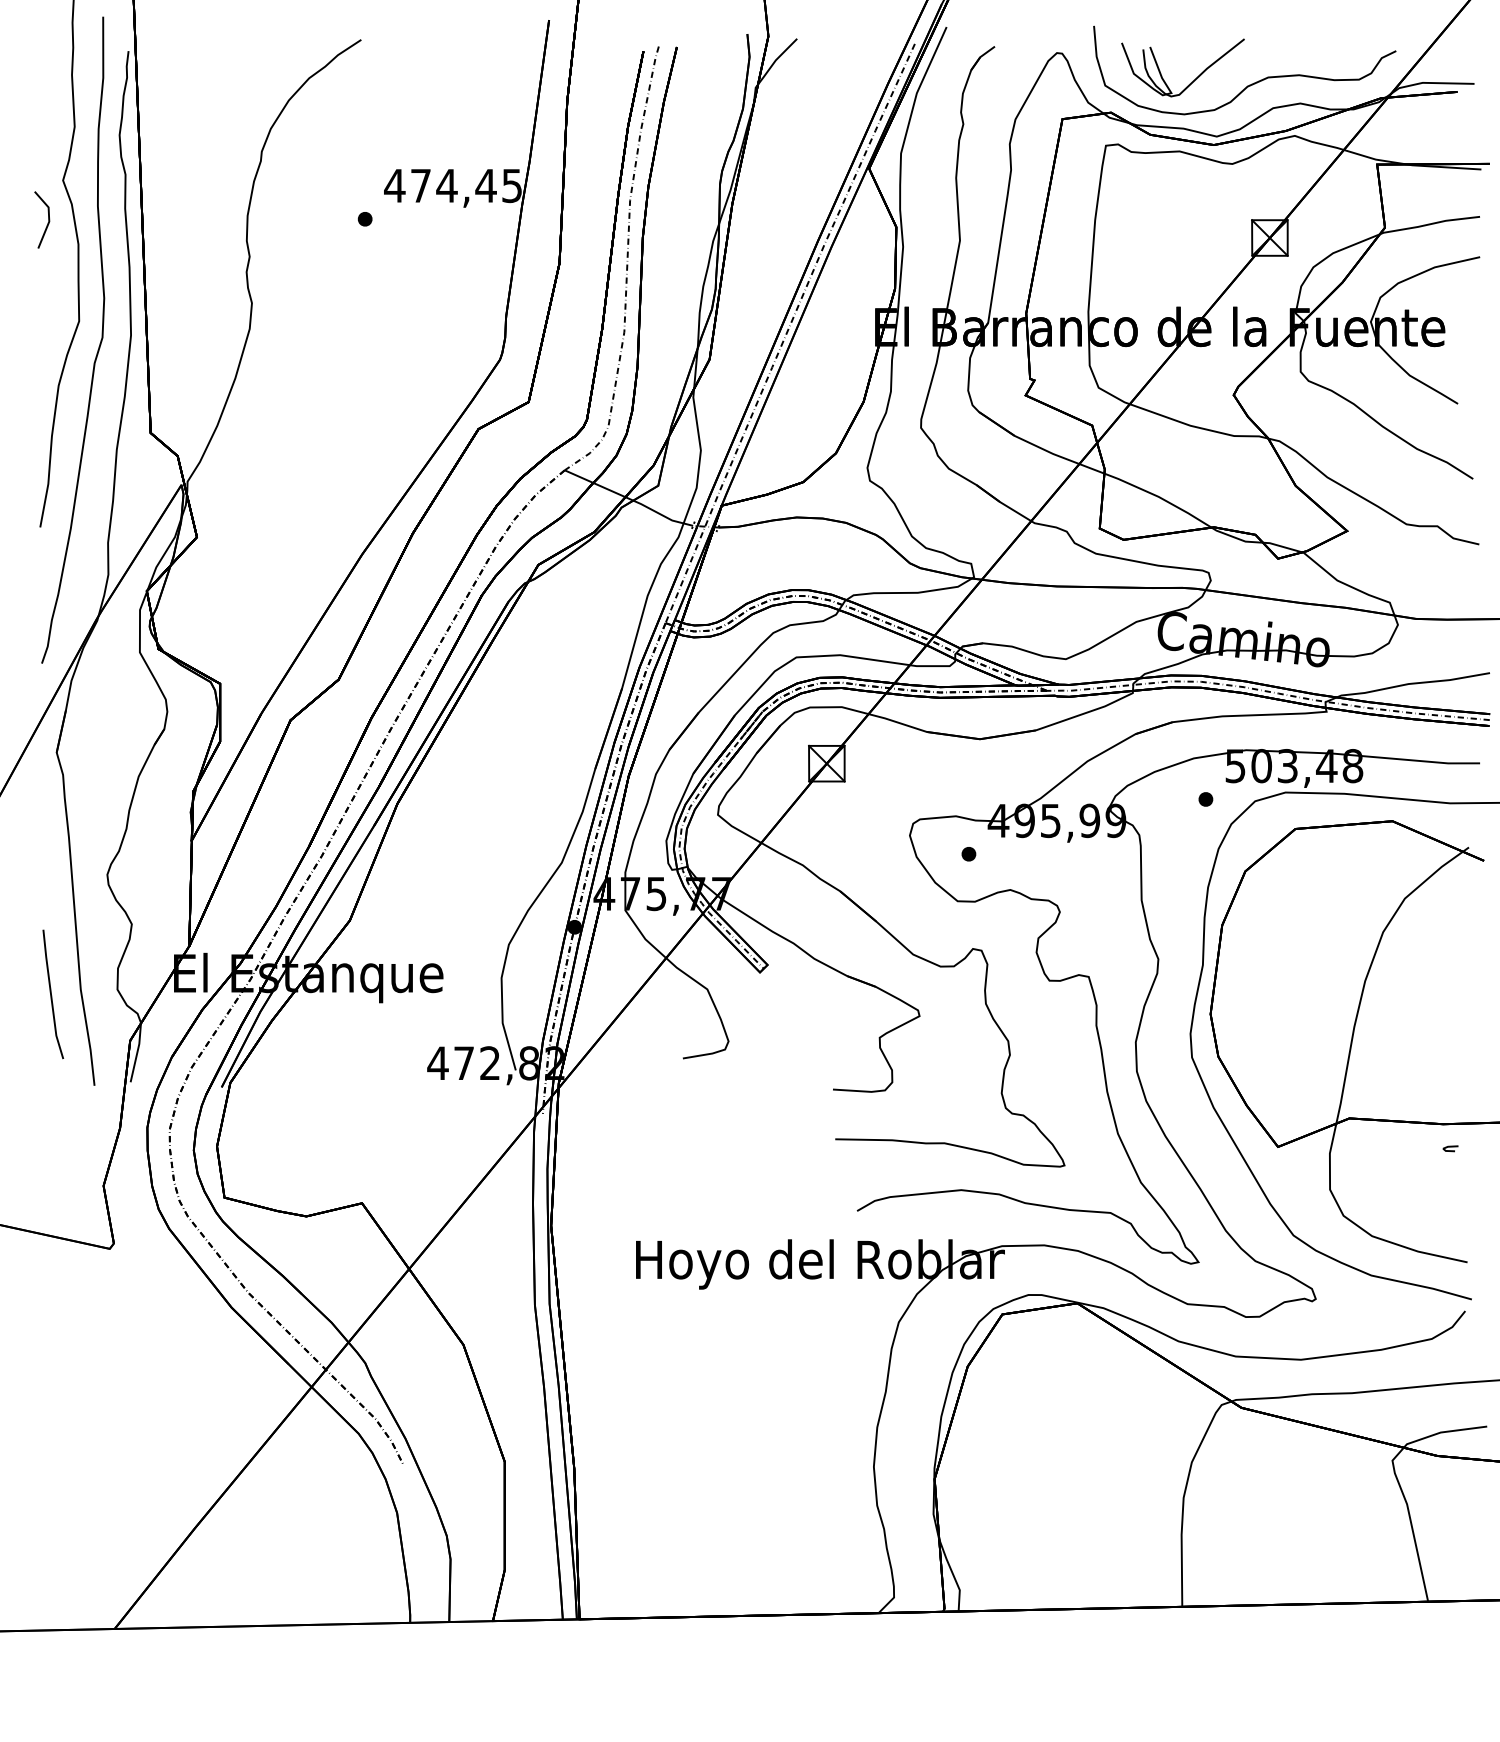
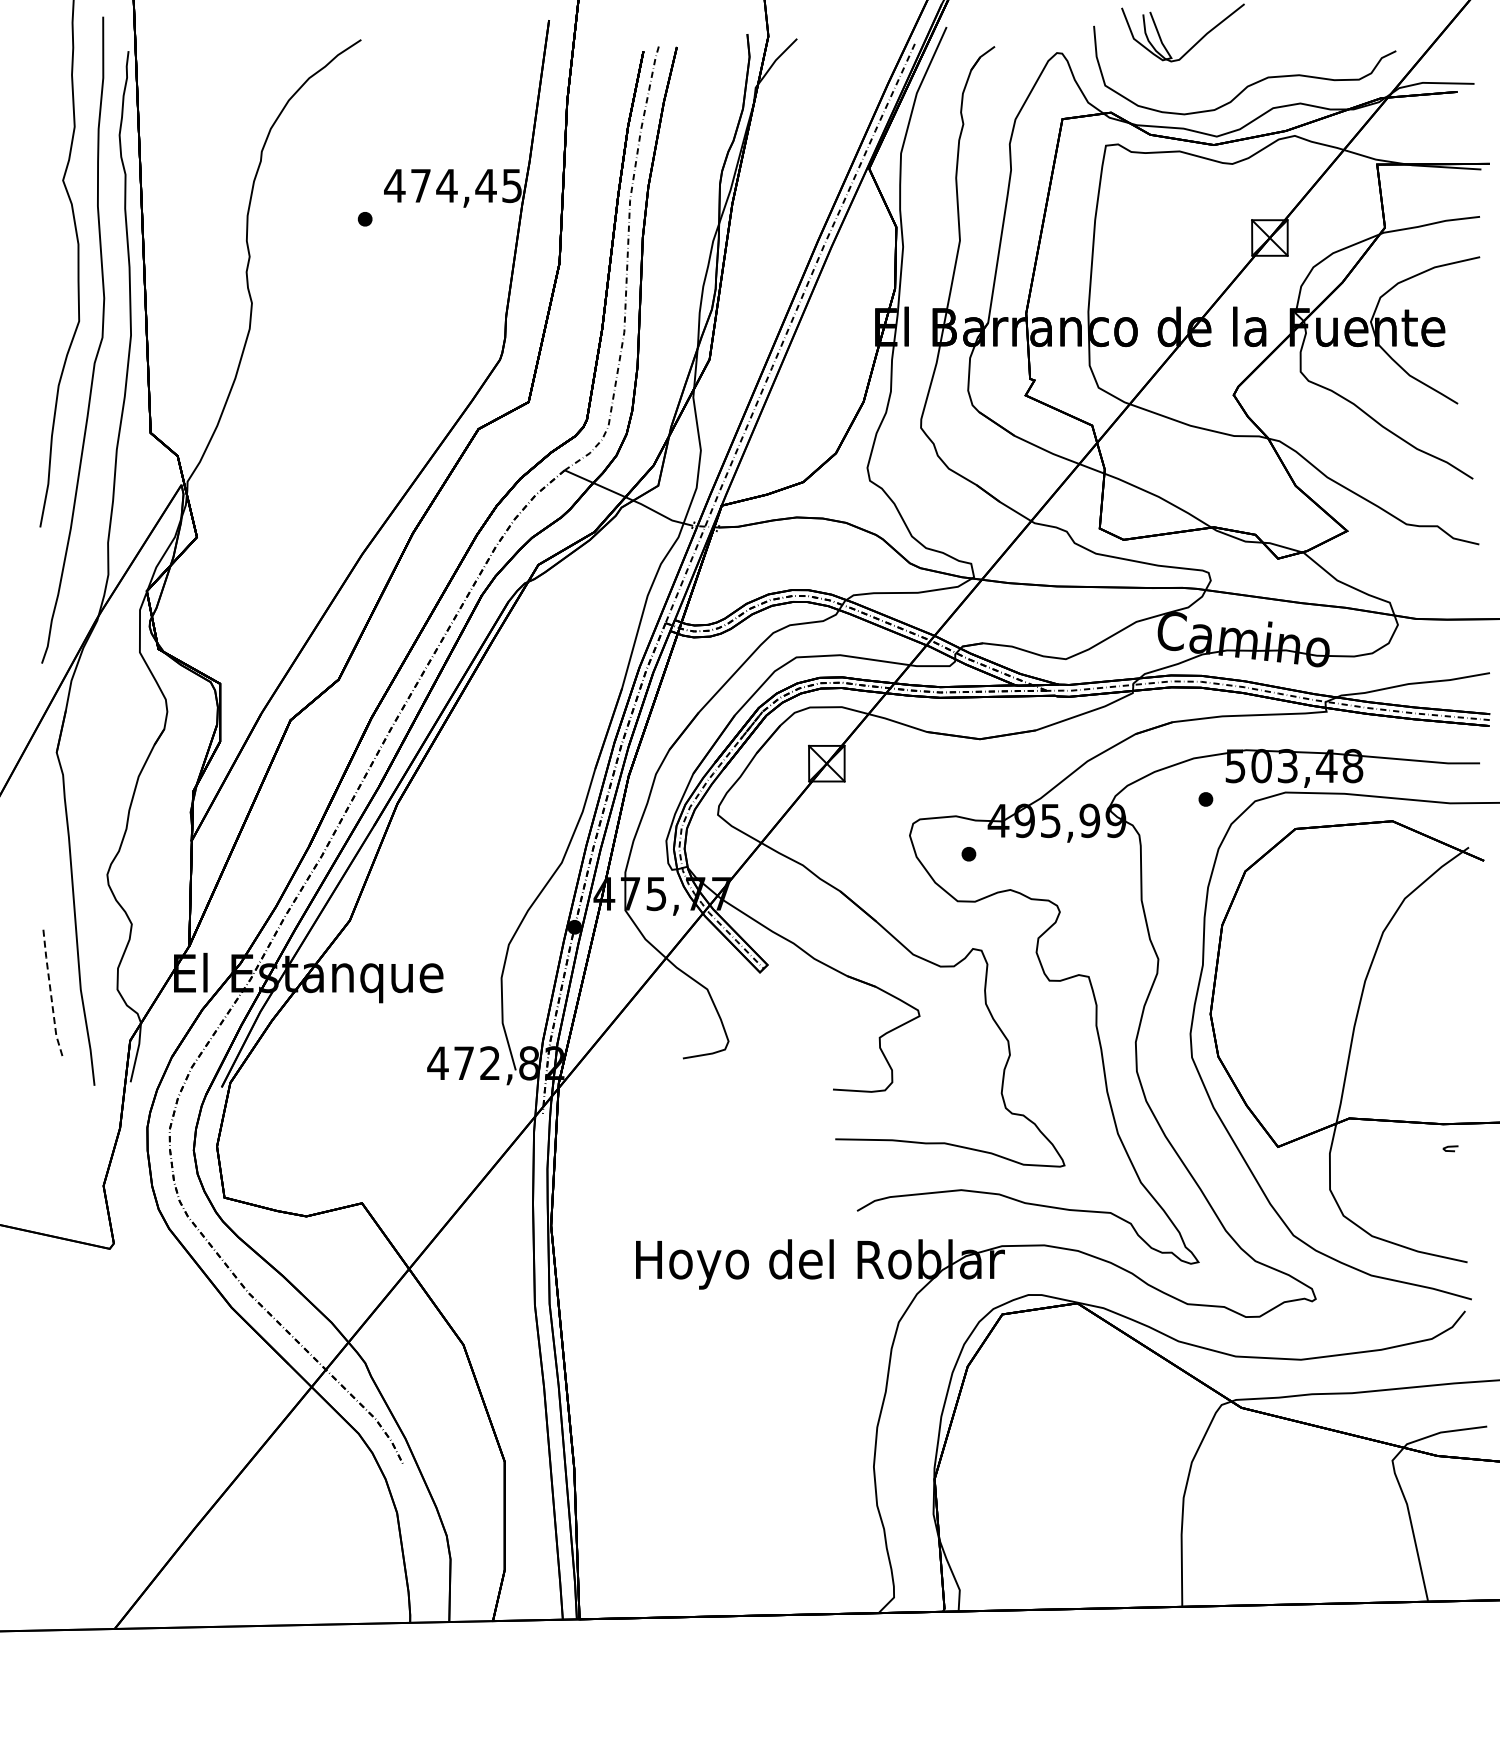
part position: (1194, 79) -> (1194, 44) (1194, 44)
line: present -> none (48, 219)
line: solid -> dashed (51, 995)
